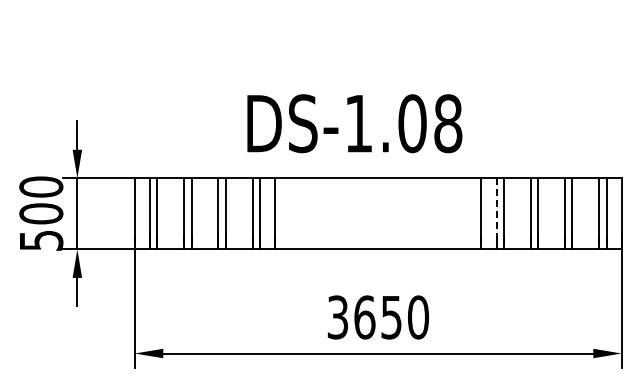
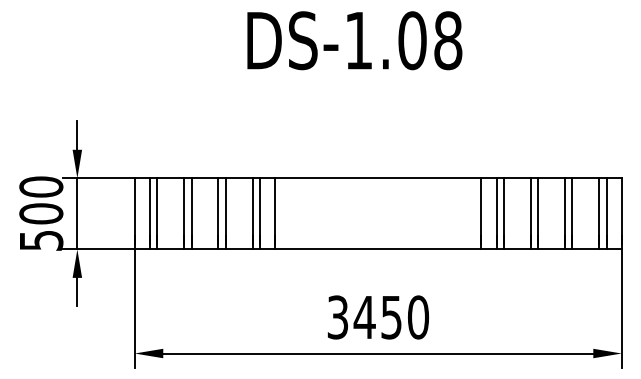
text position: (354, 123) -> (354, 40) (354, 40)
line: dashed -> solid (496, 211)
text: 3650 -> 3450 (364, 317)
